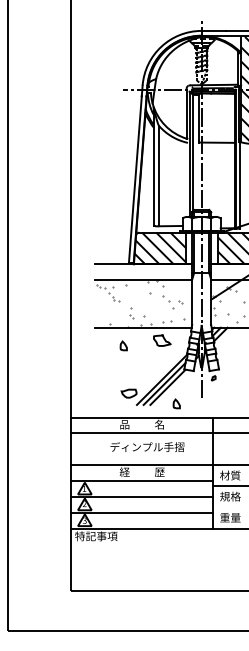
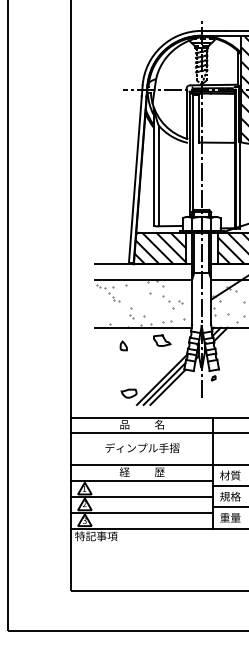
part: present -> none (176, 403)
text position: (147, 446) -> (142, 447) (142, 447)
line: none -> present (229, 507)
